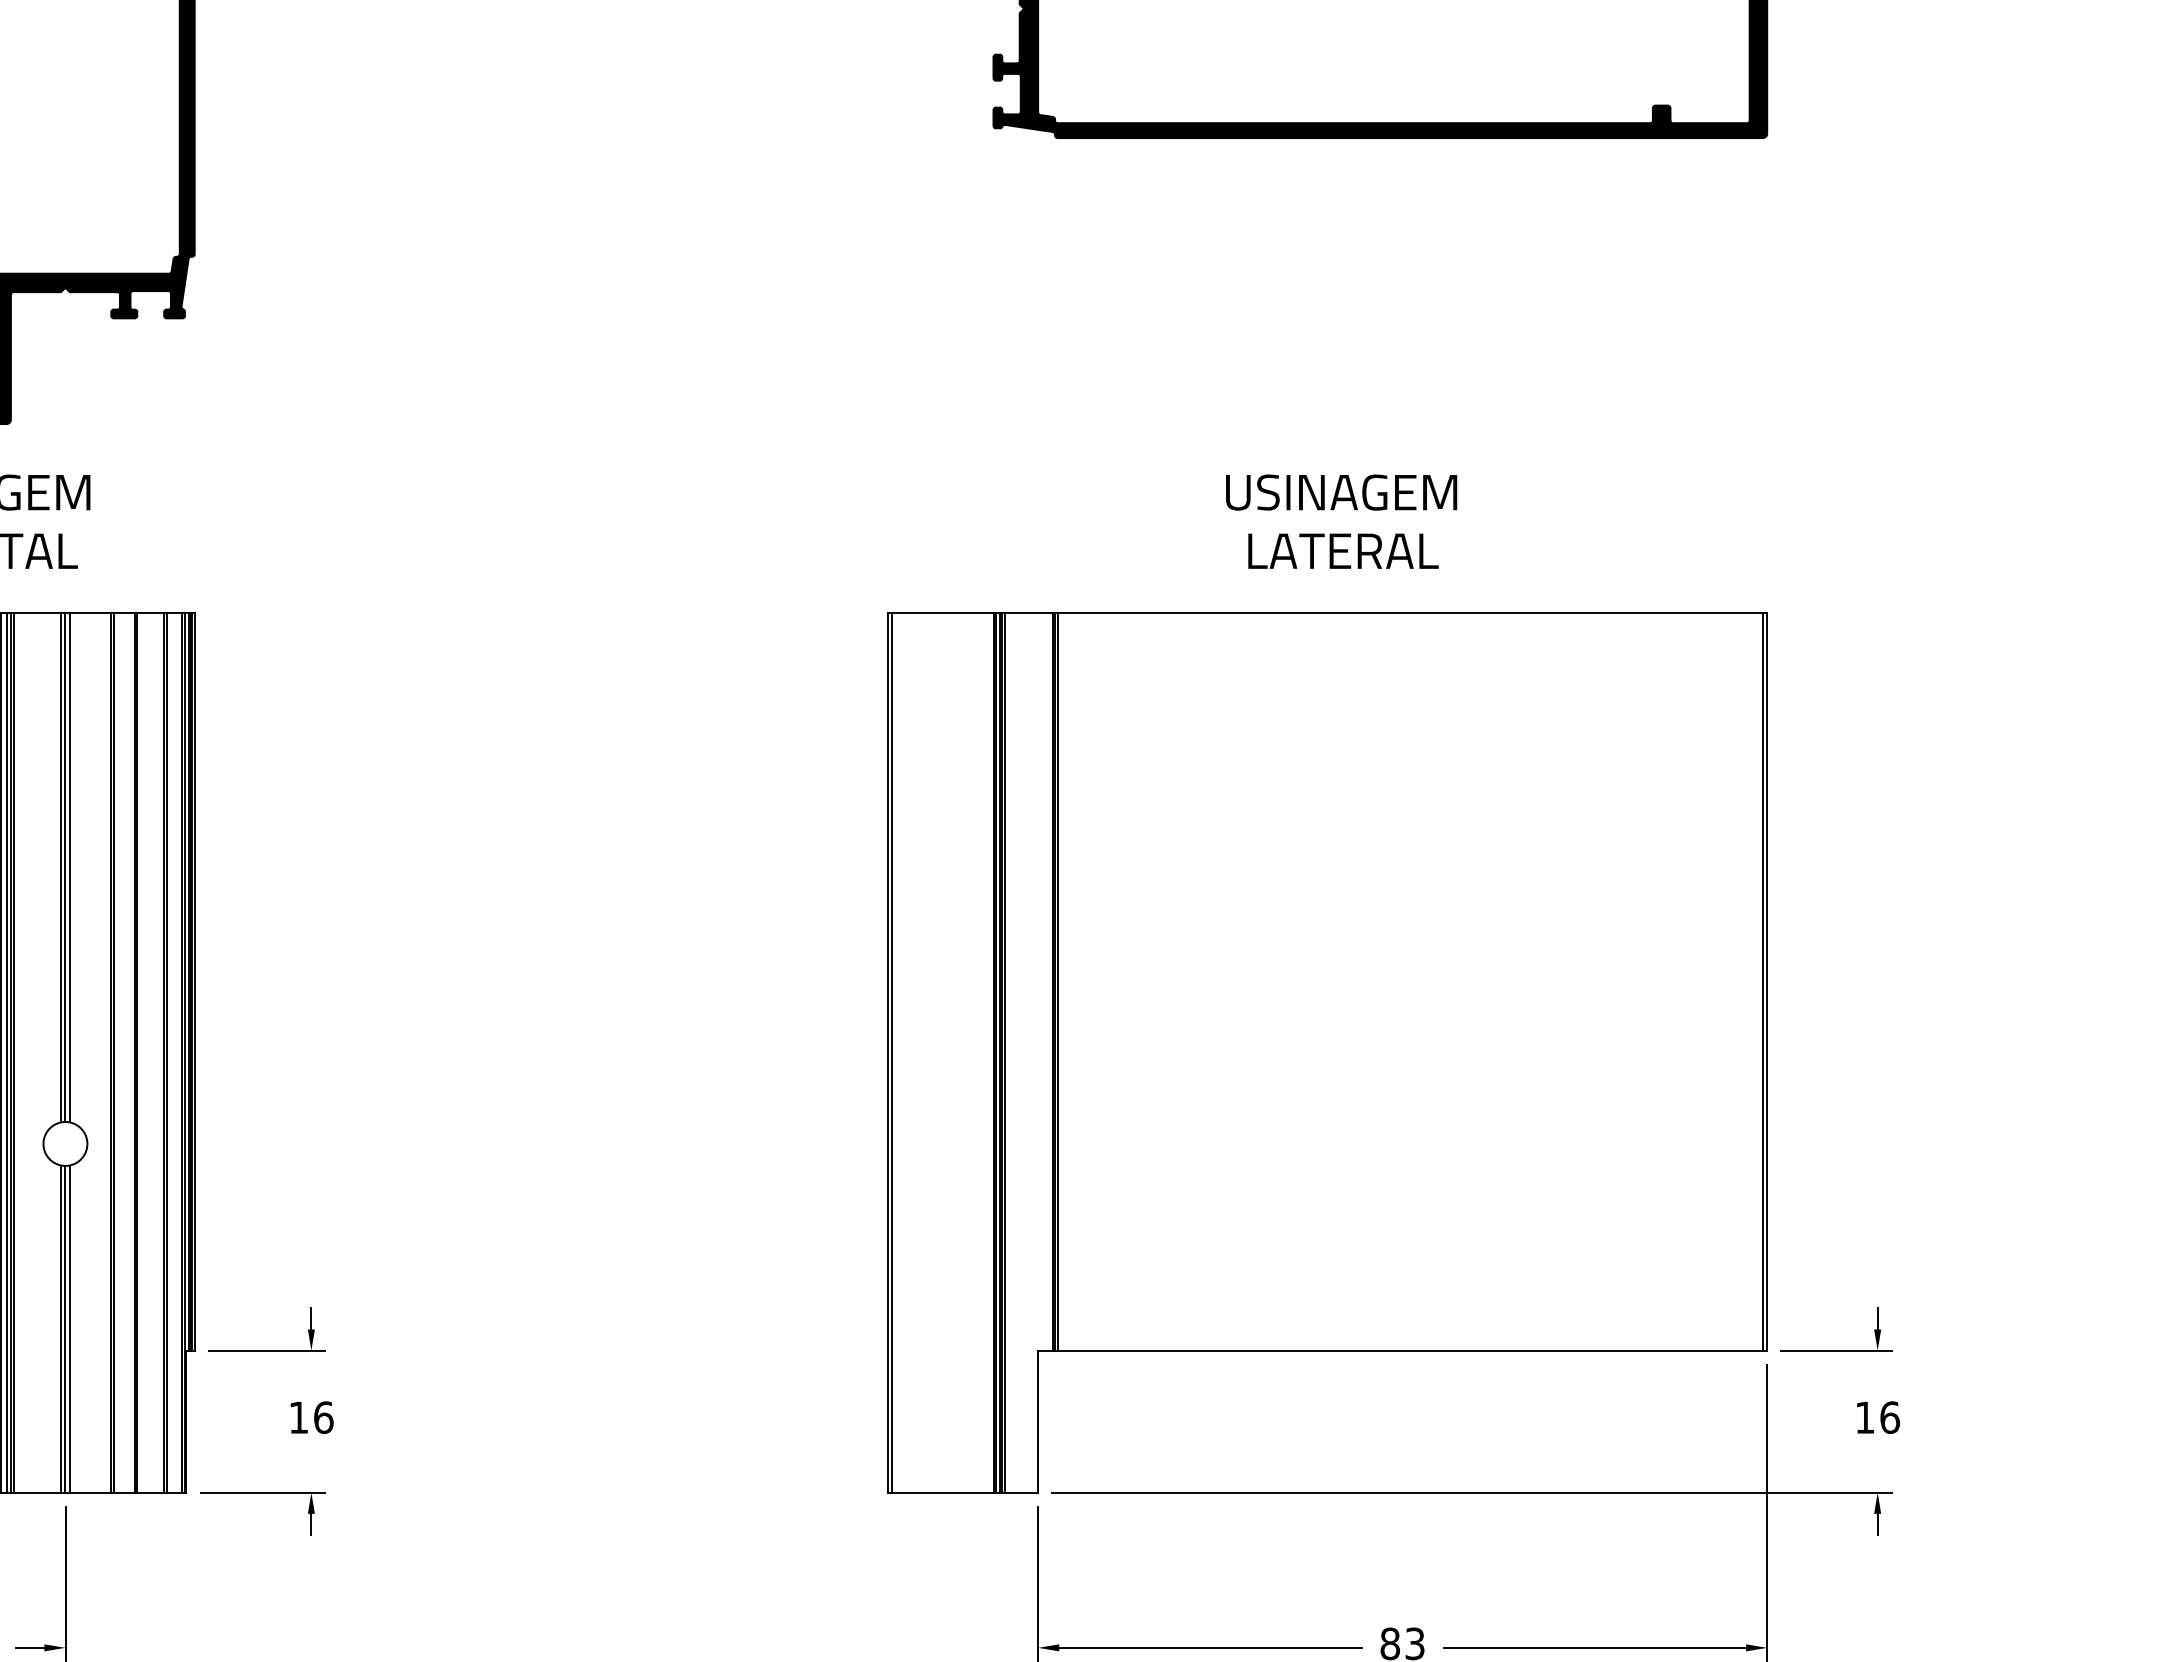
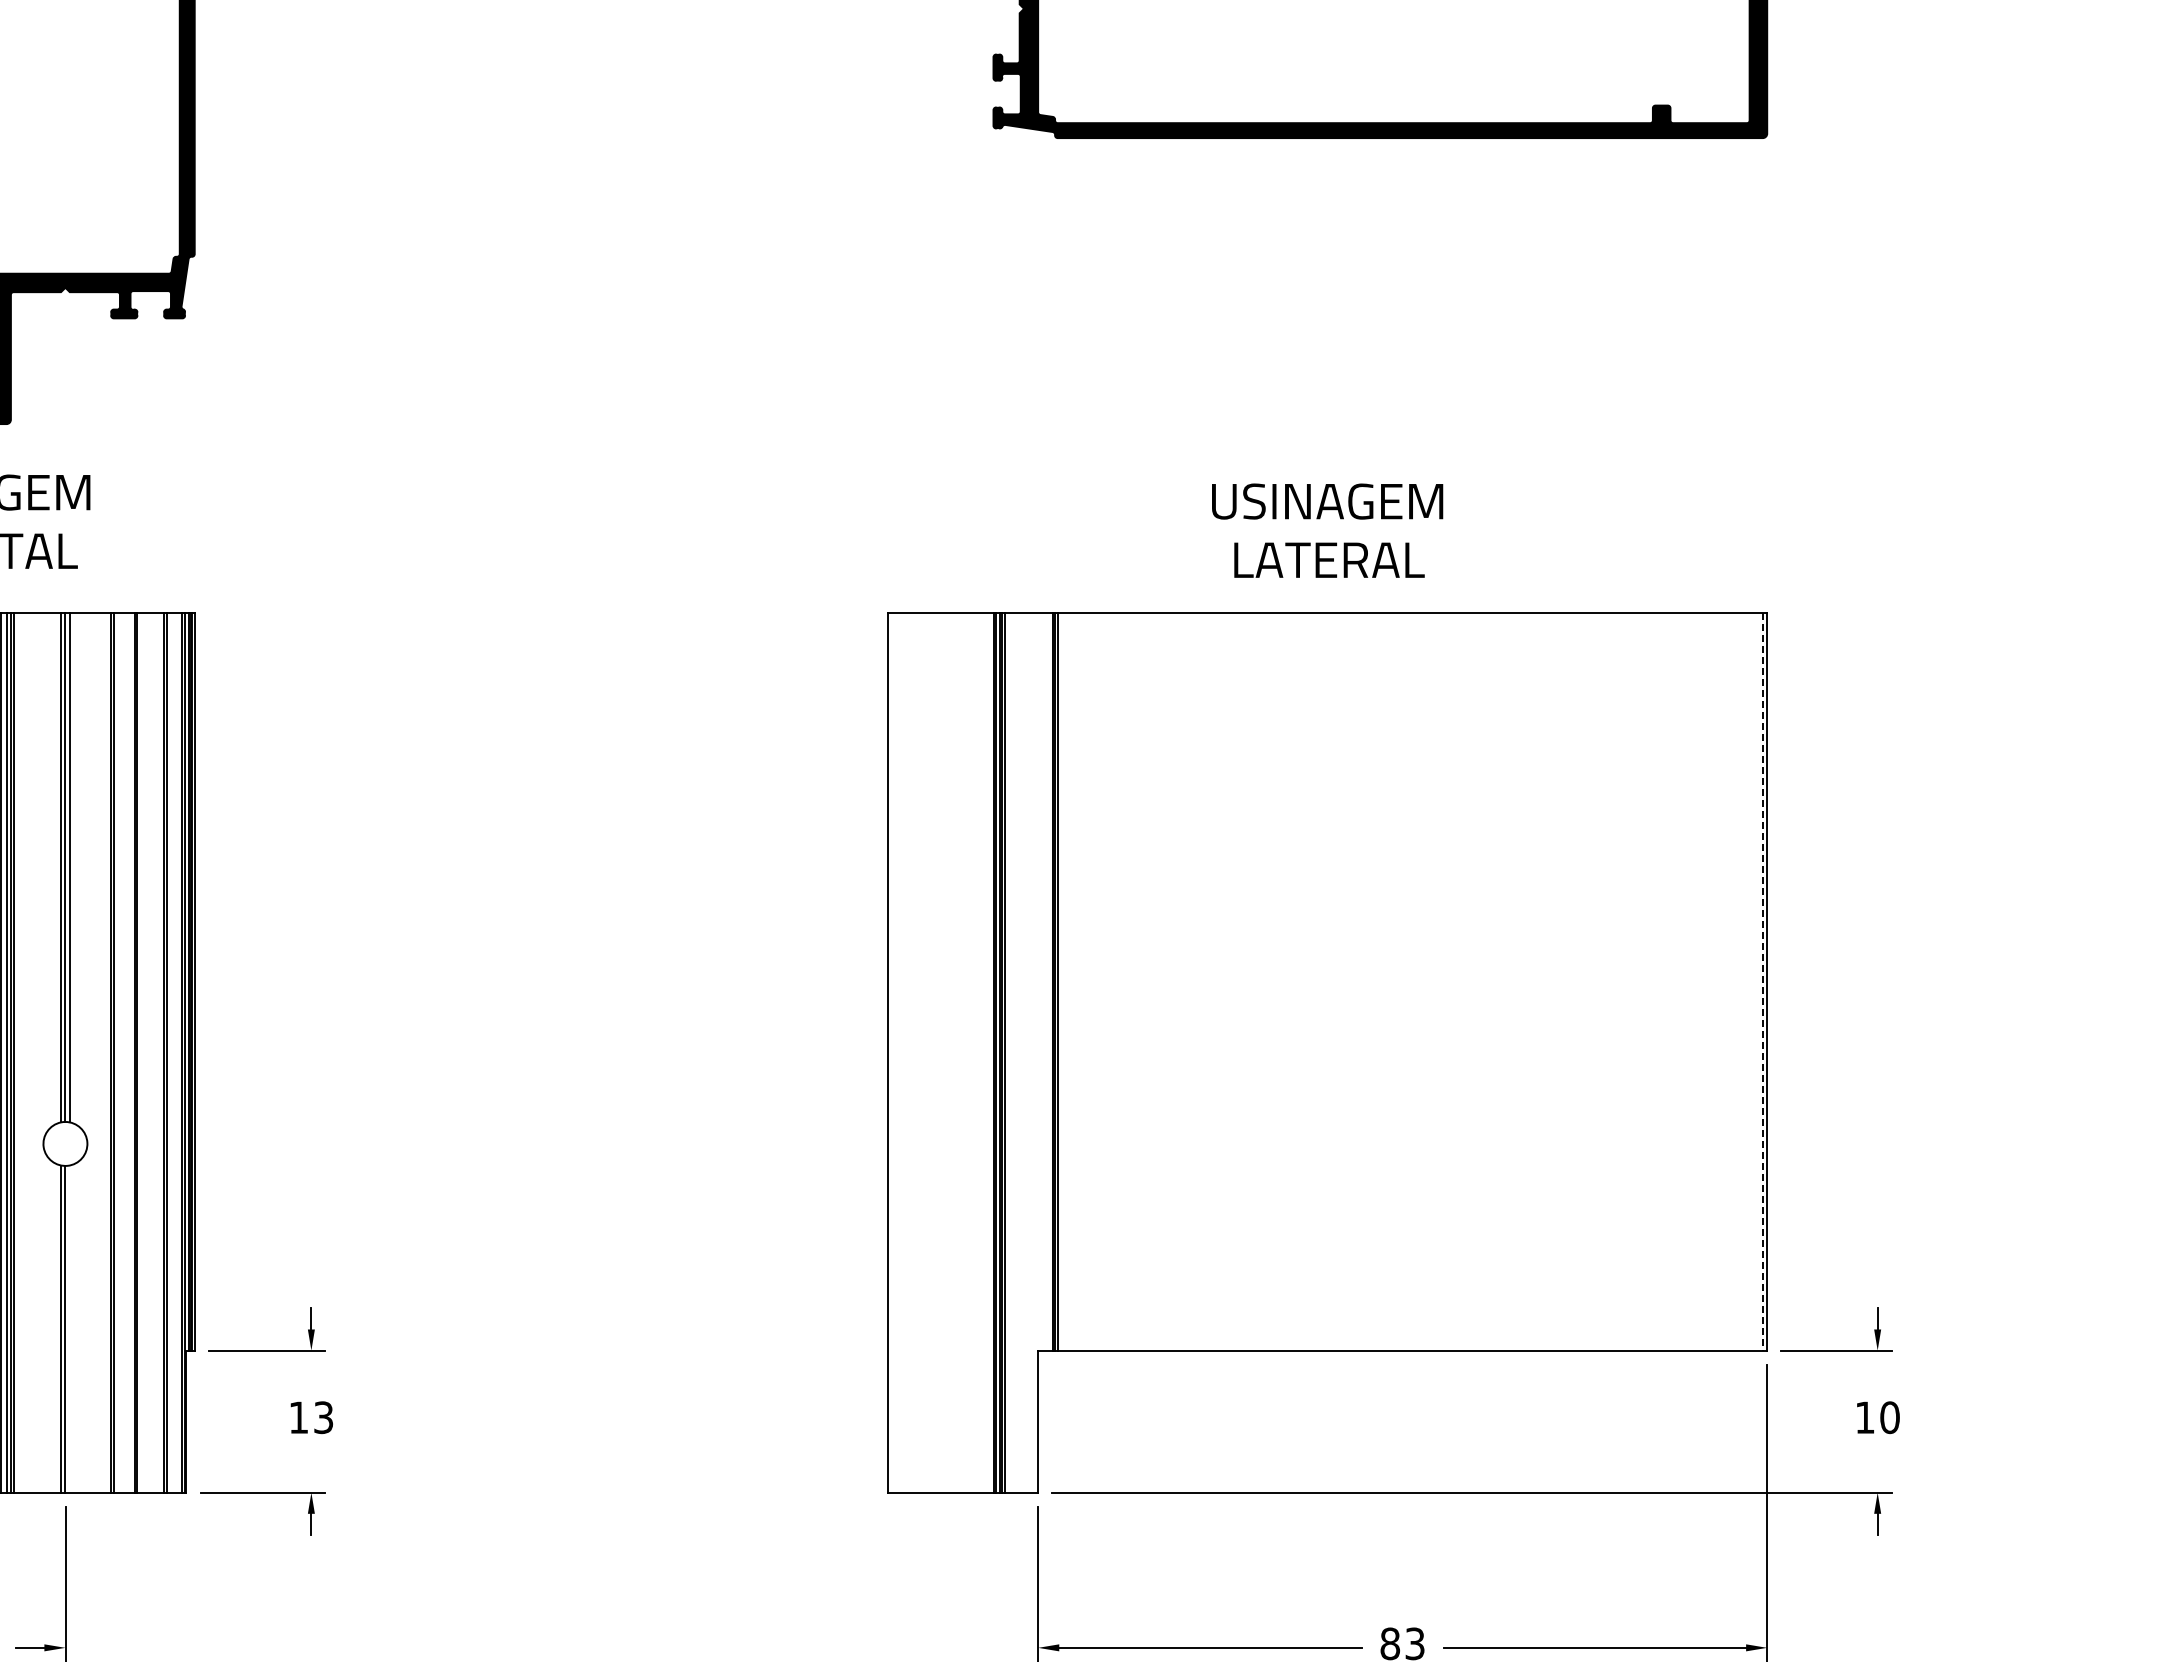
text position: (1341, 521) -> (1327, 530) (1327, 530)
line: solid -> dashed (1762, 981)
line: present -> none (892, 1052)
line: present -> none (69, 1328)
text: 16 -> 13 (323, 1417)
text: 16 -> 10 (1889, 1417)
